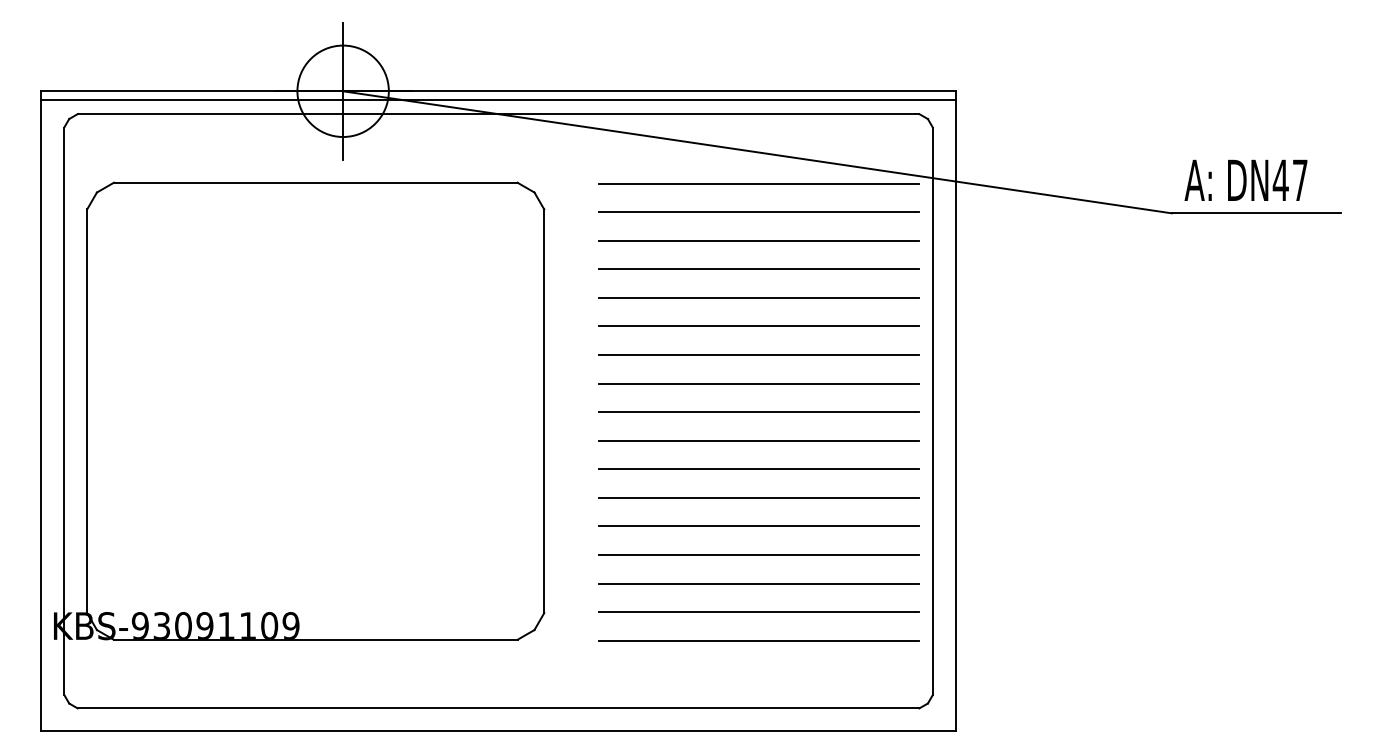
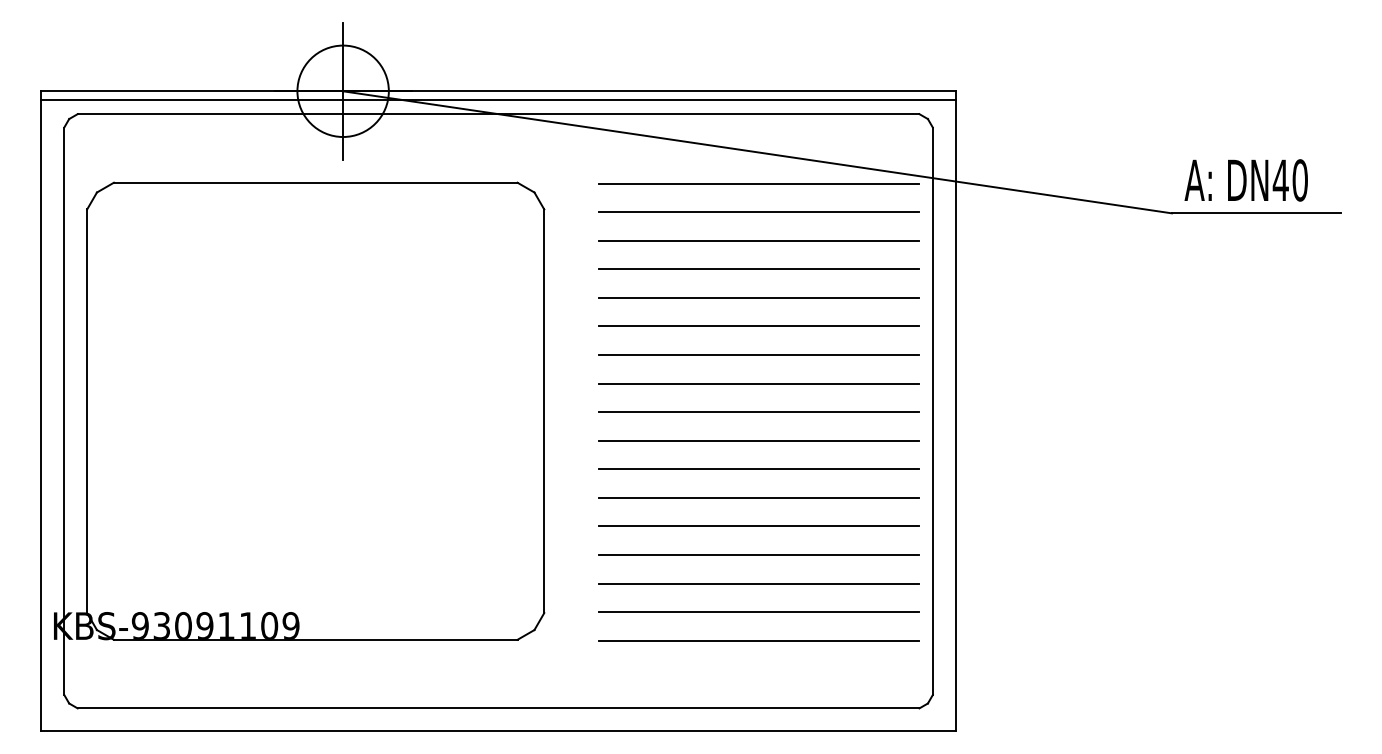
text: DN47 -> DN40 (1299, 180)
